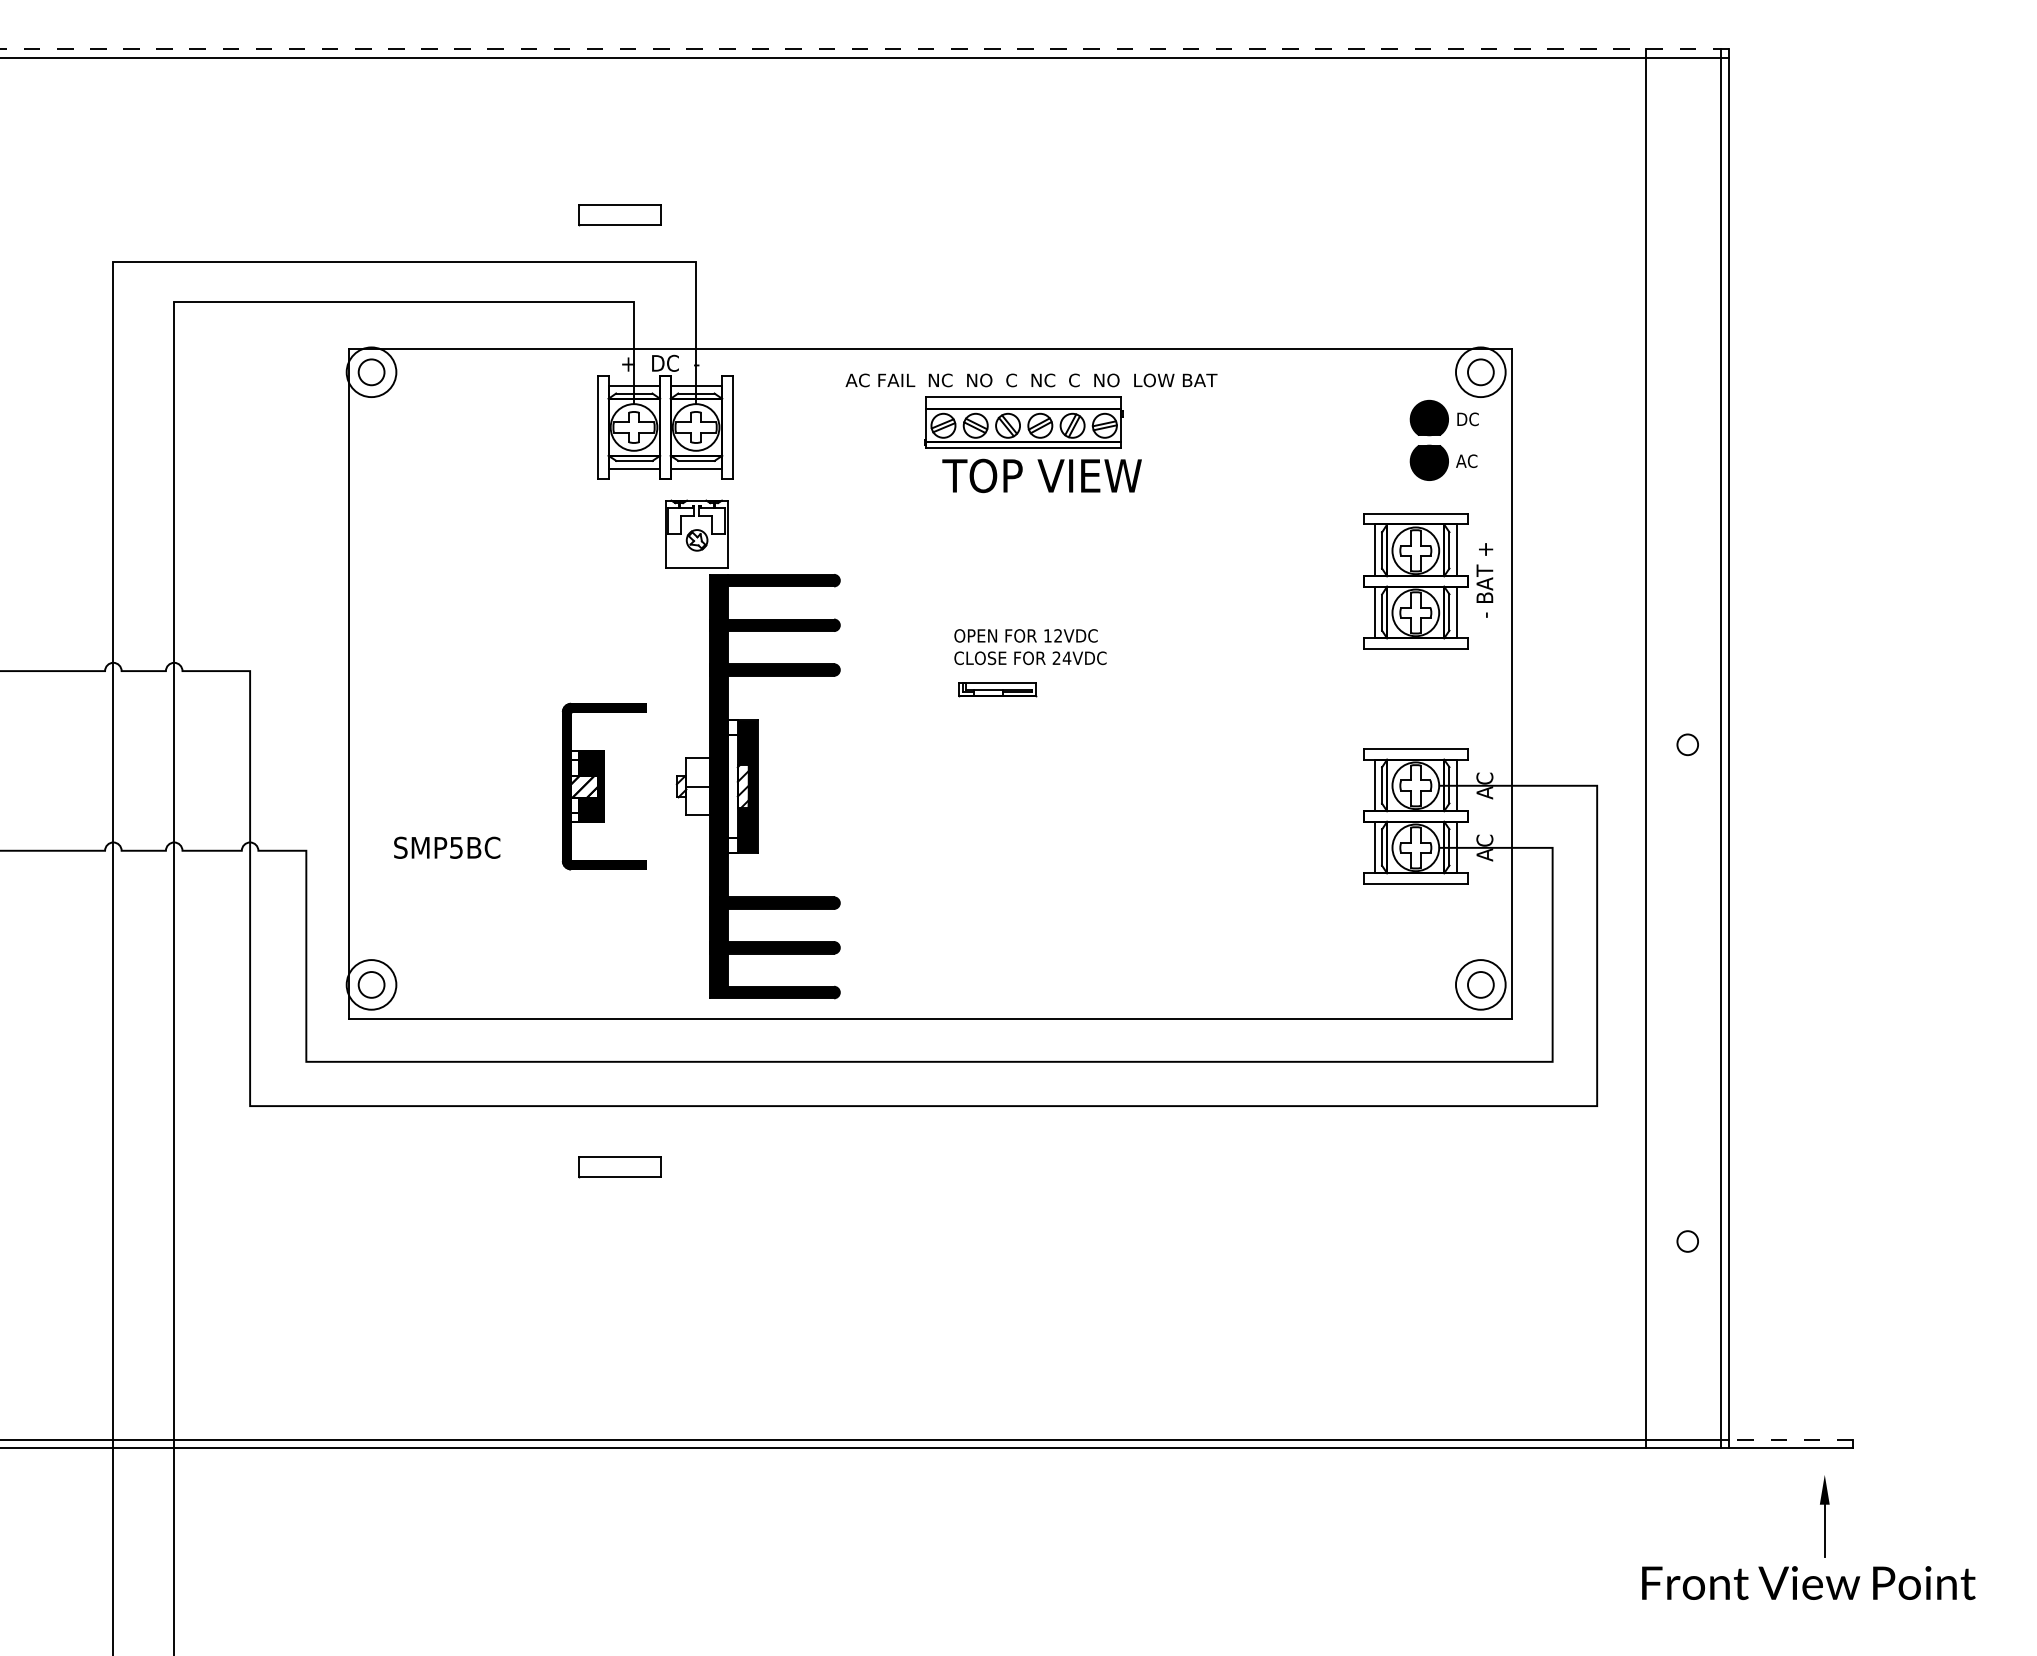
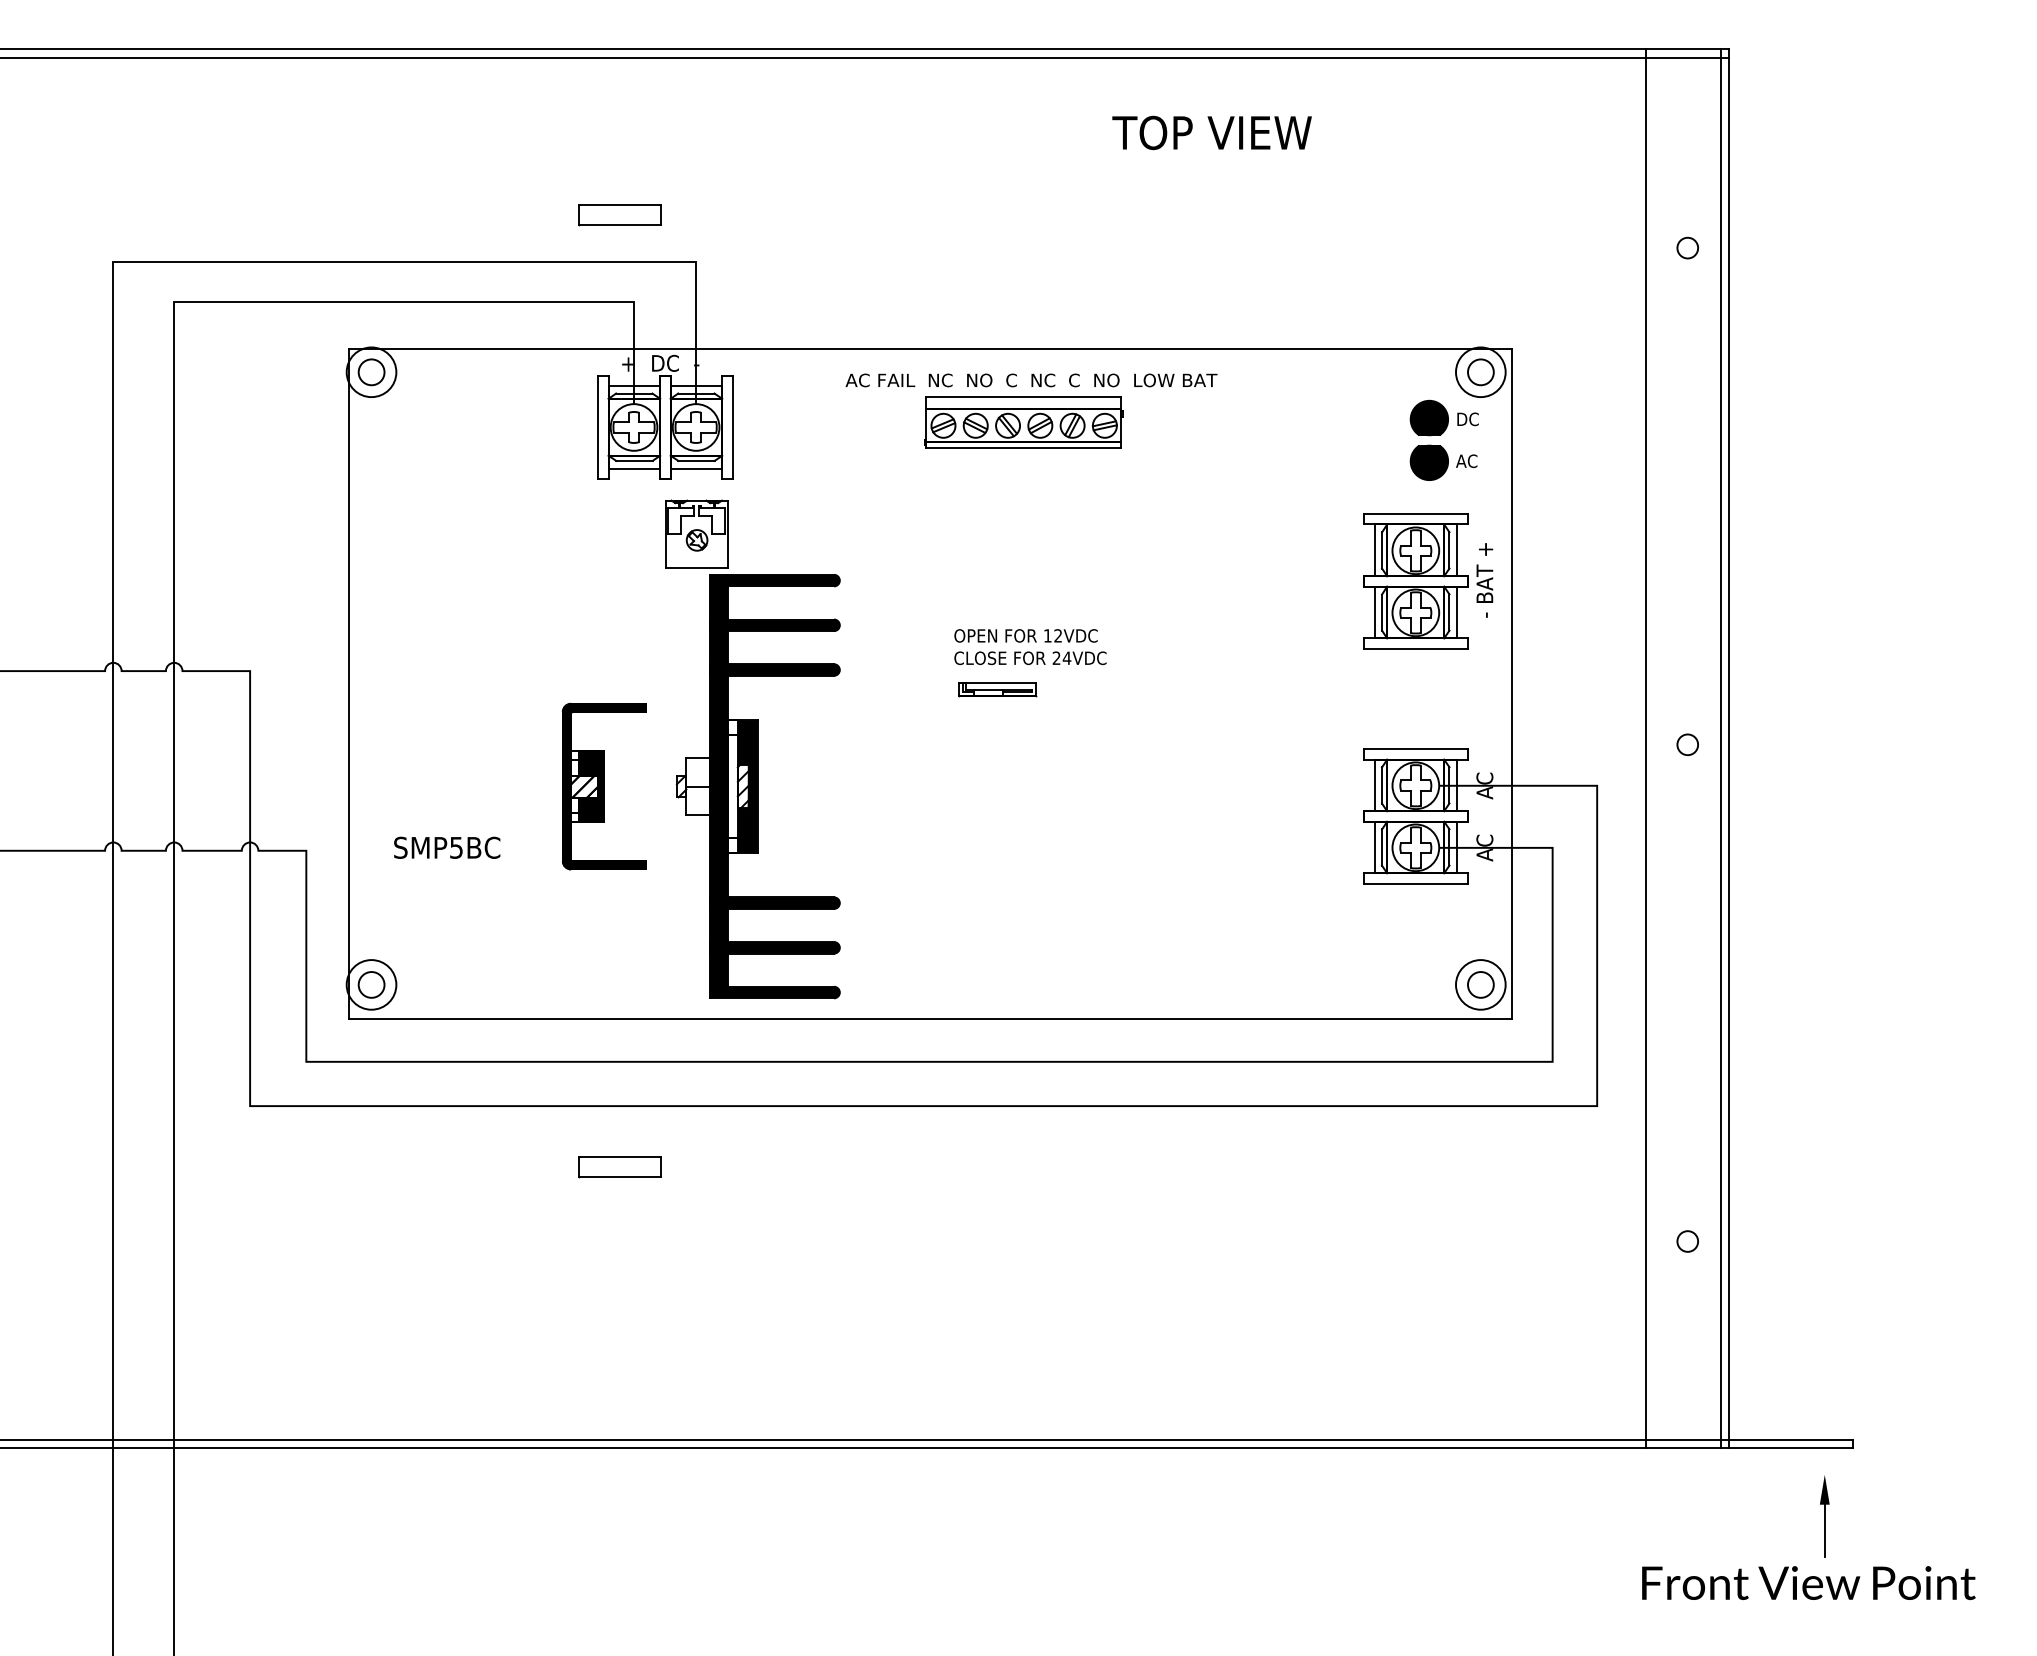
line: dashed -> solid (864, 49)
circle: none -> present (1687, 247)
text position: (1041, 475) -> (1211, 132) (1211, 132)
line: dashed -> solid (1790, 1440)
